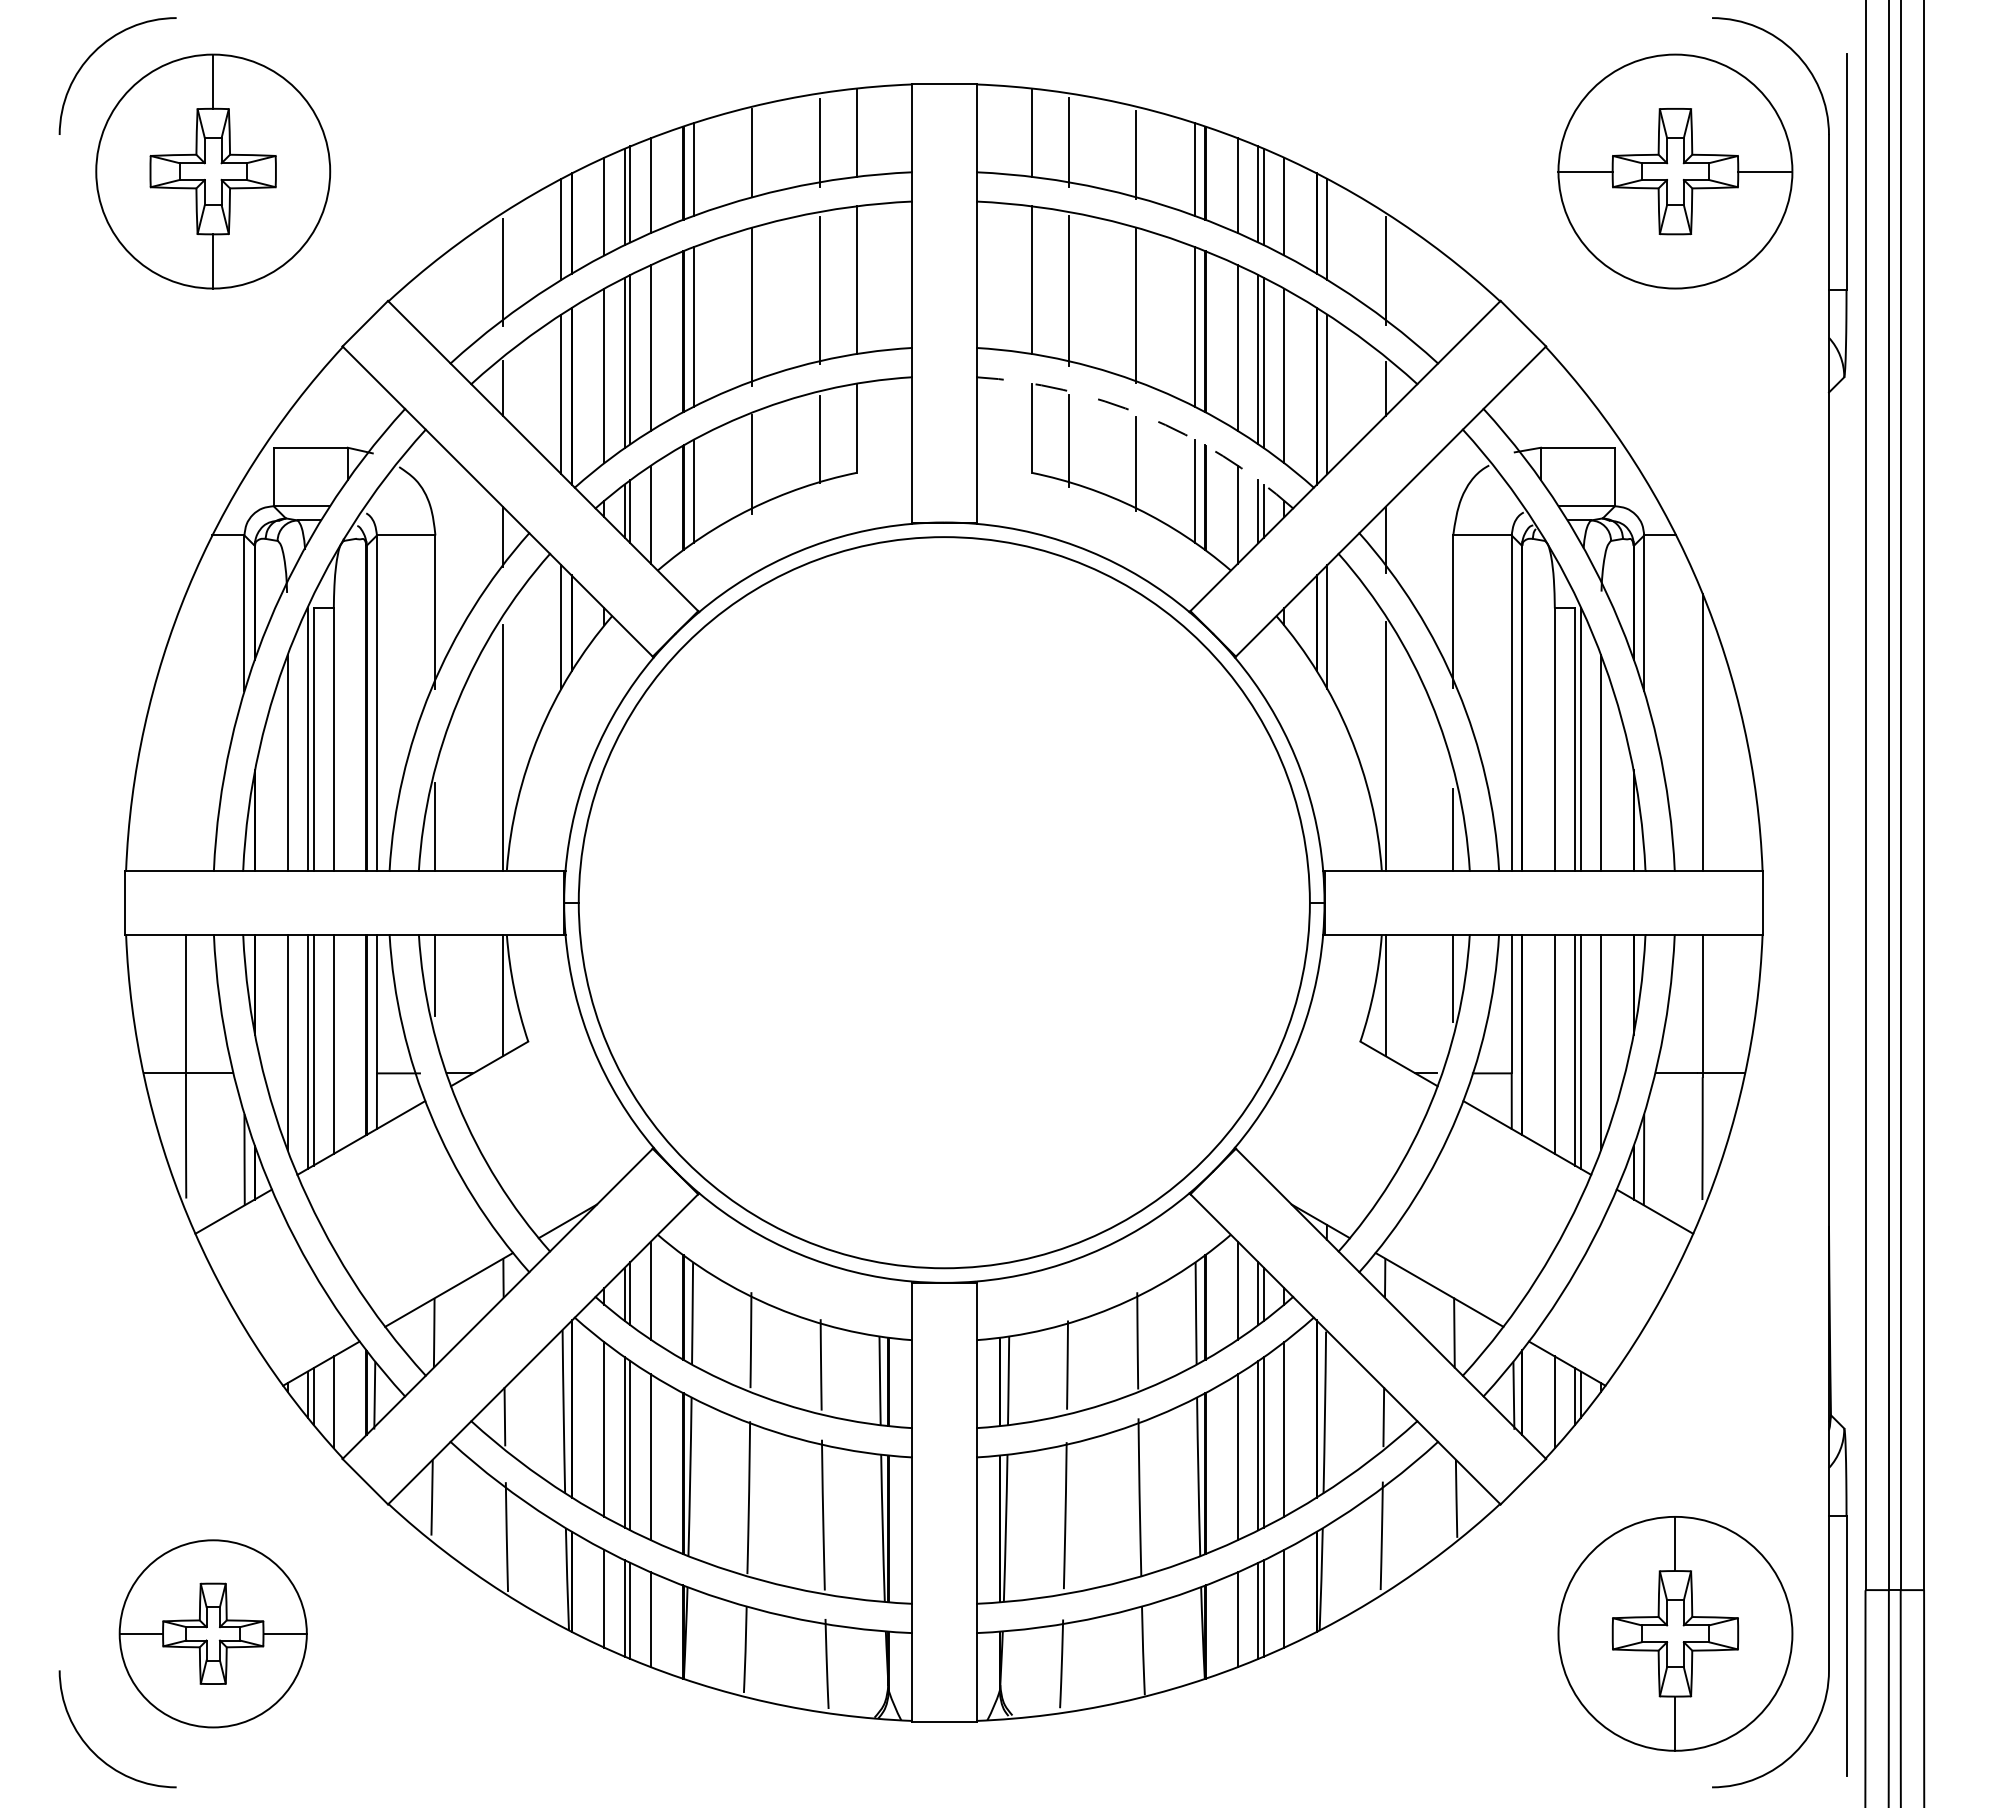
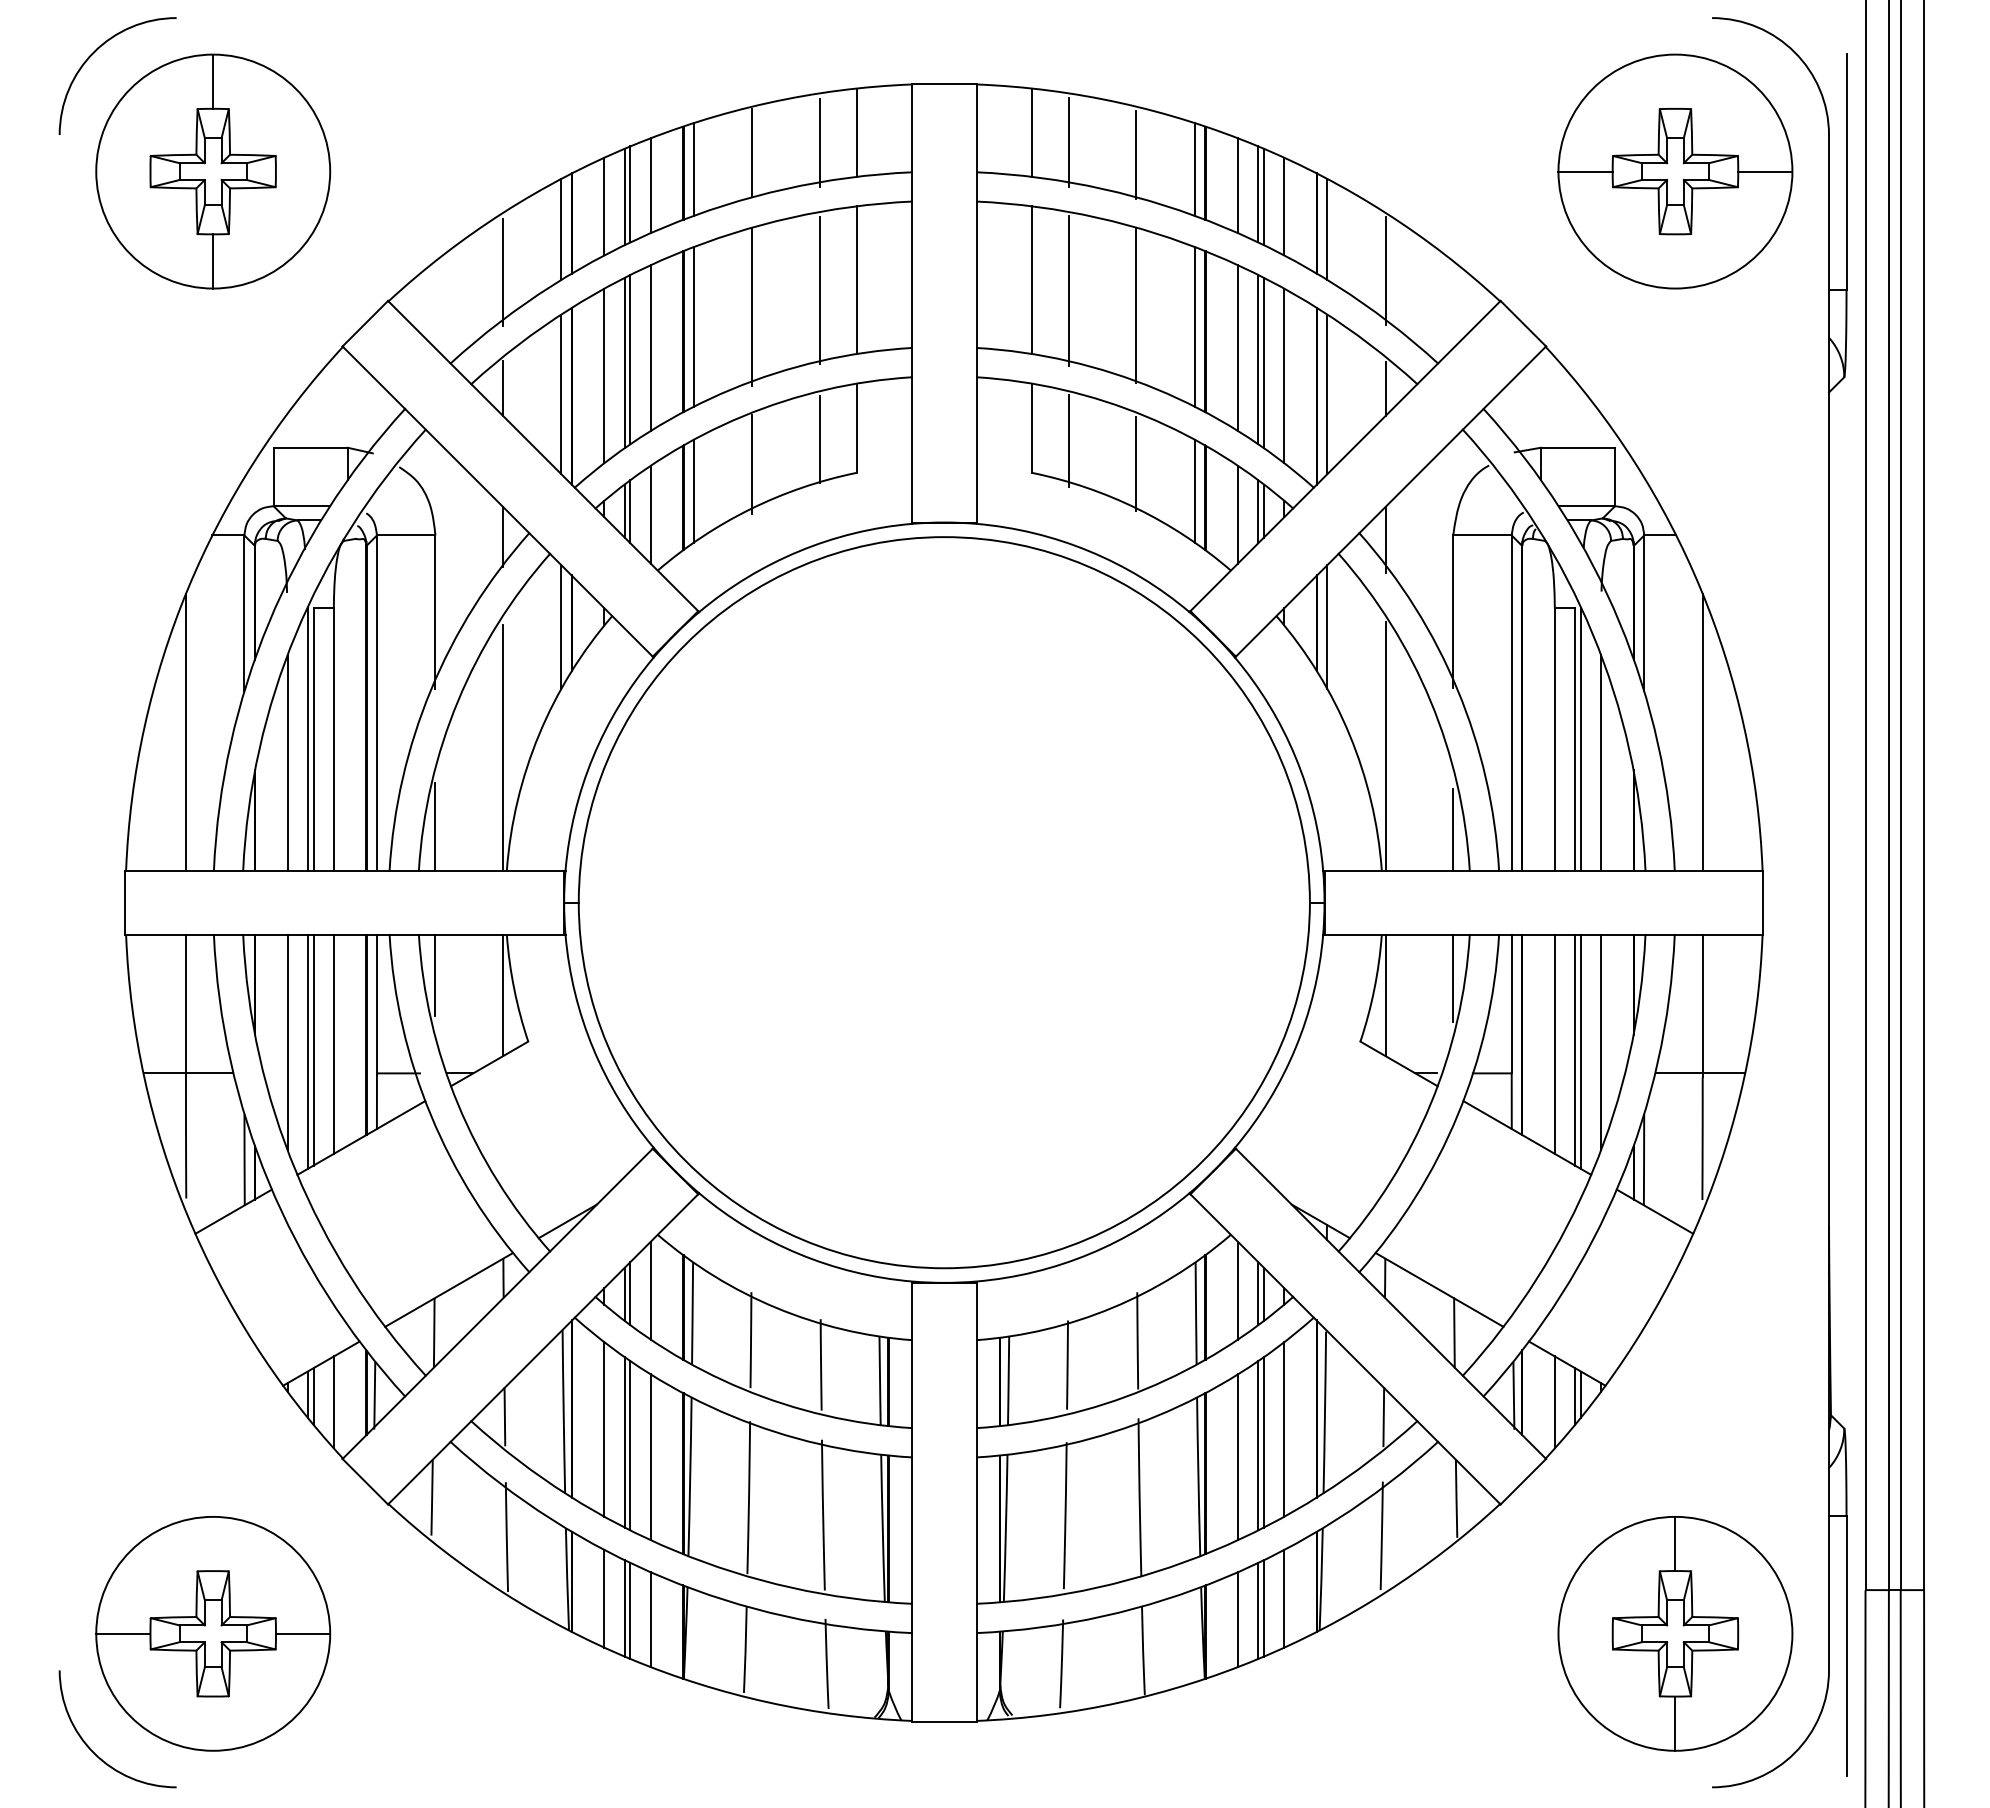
arc: dashed -> solid (1145, 416)
line: none -> present (185, 731)
part size: 190x190 px -> 237x236 px (213, 1633)
